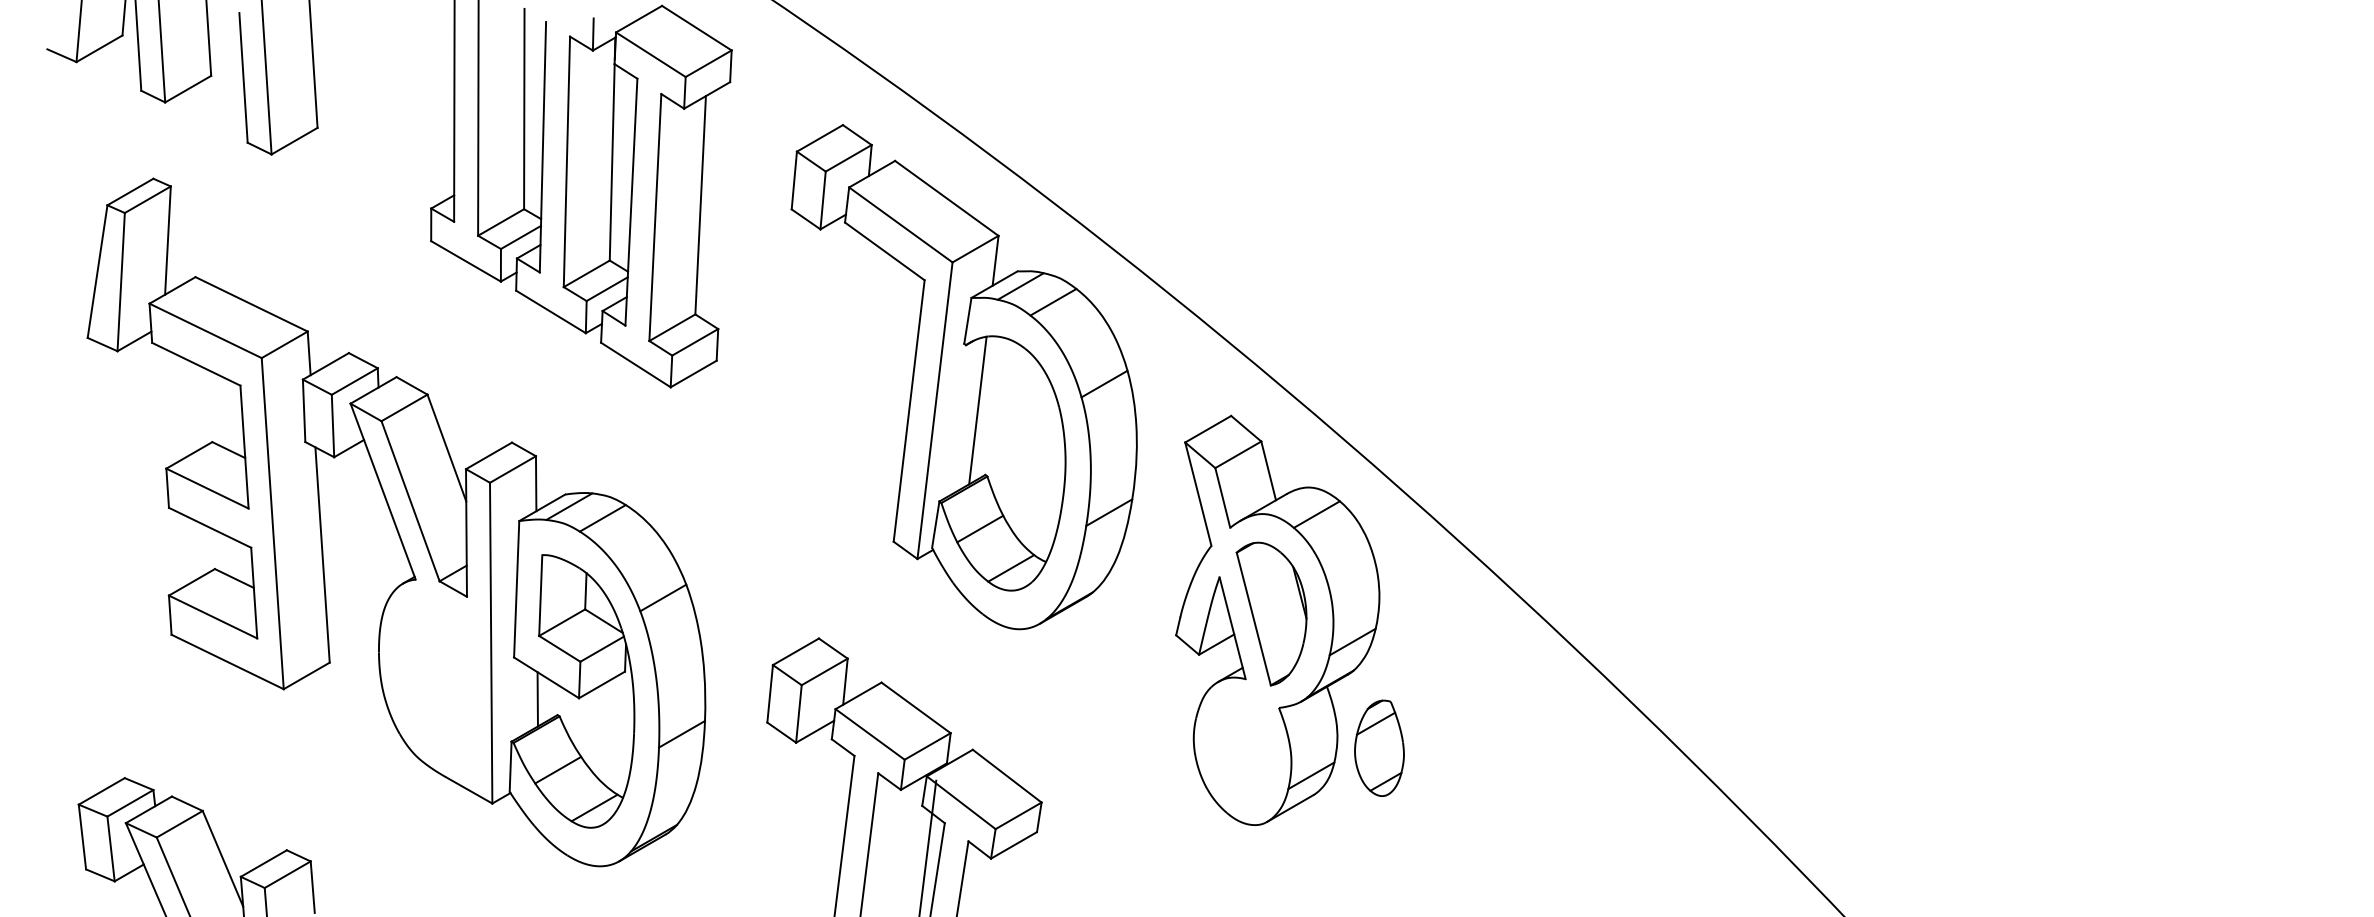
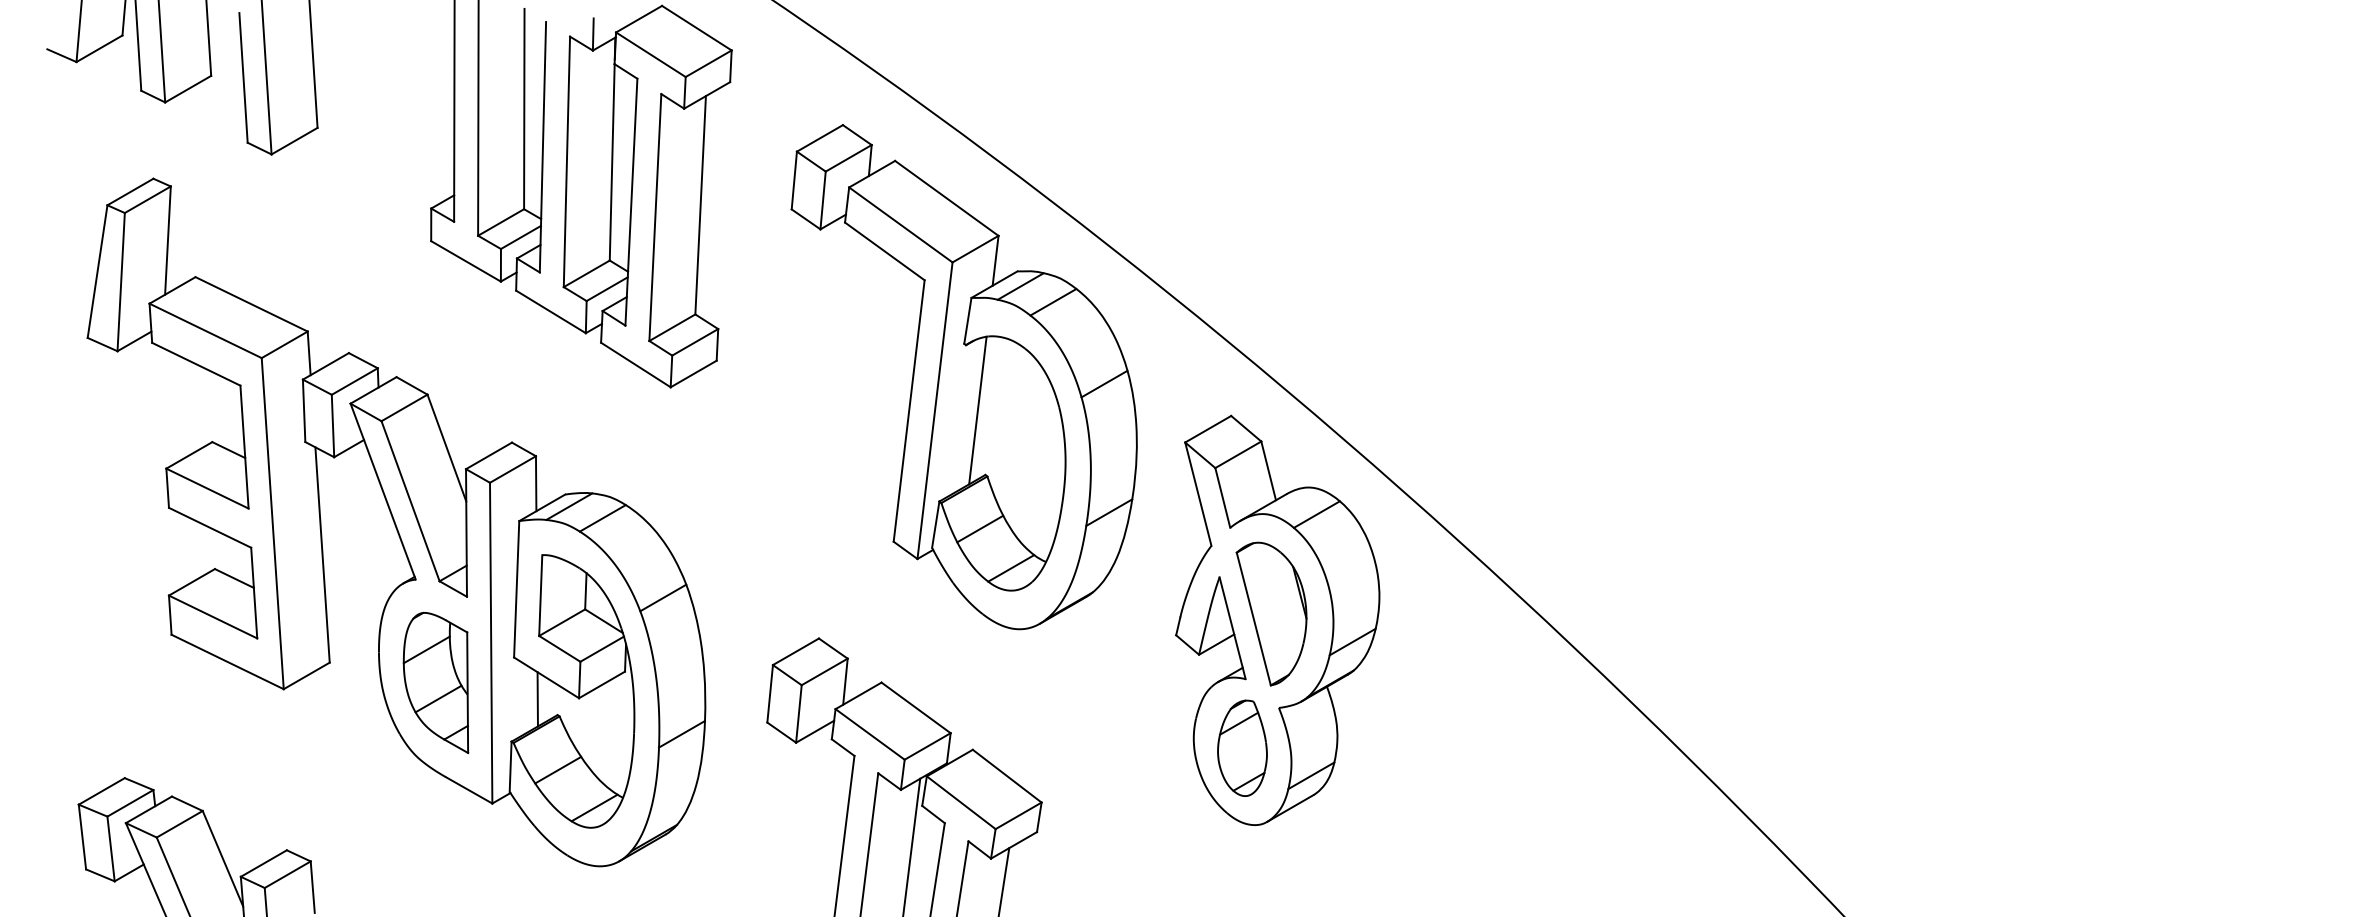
part: none -> present (435, 682)
part position: (1379, 747) -> (1242, 747) (1242, 747)
line position: (927, 846) -> (911, 845) (911, 845)
line: none -> present (1004, 880)
